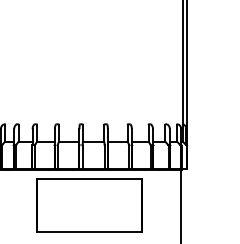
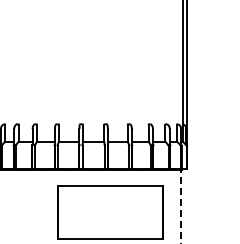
part position: (89, 205) -> (110, 212) (110, 212)
line: solid -> dashed (180, 206)
